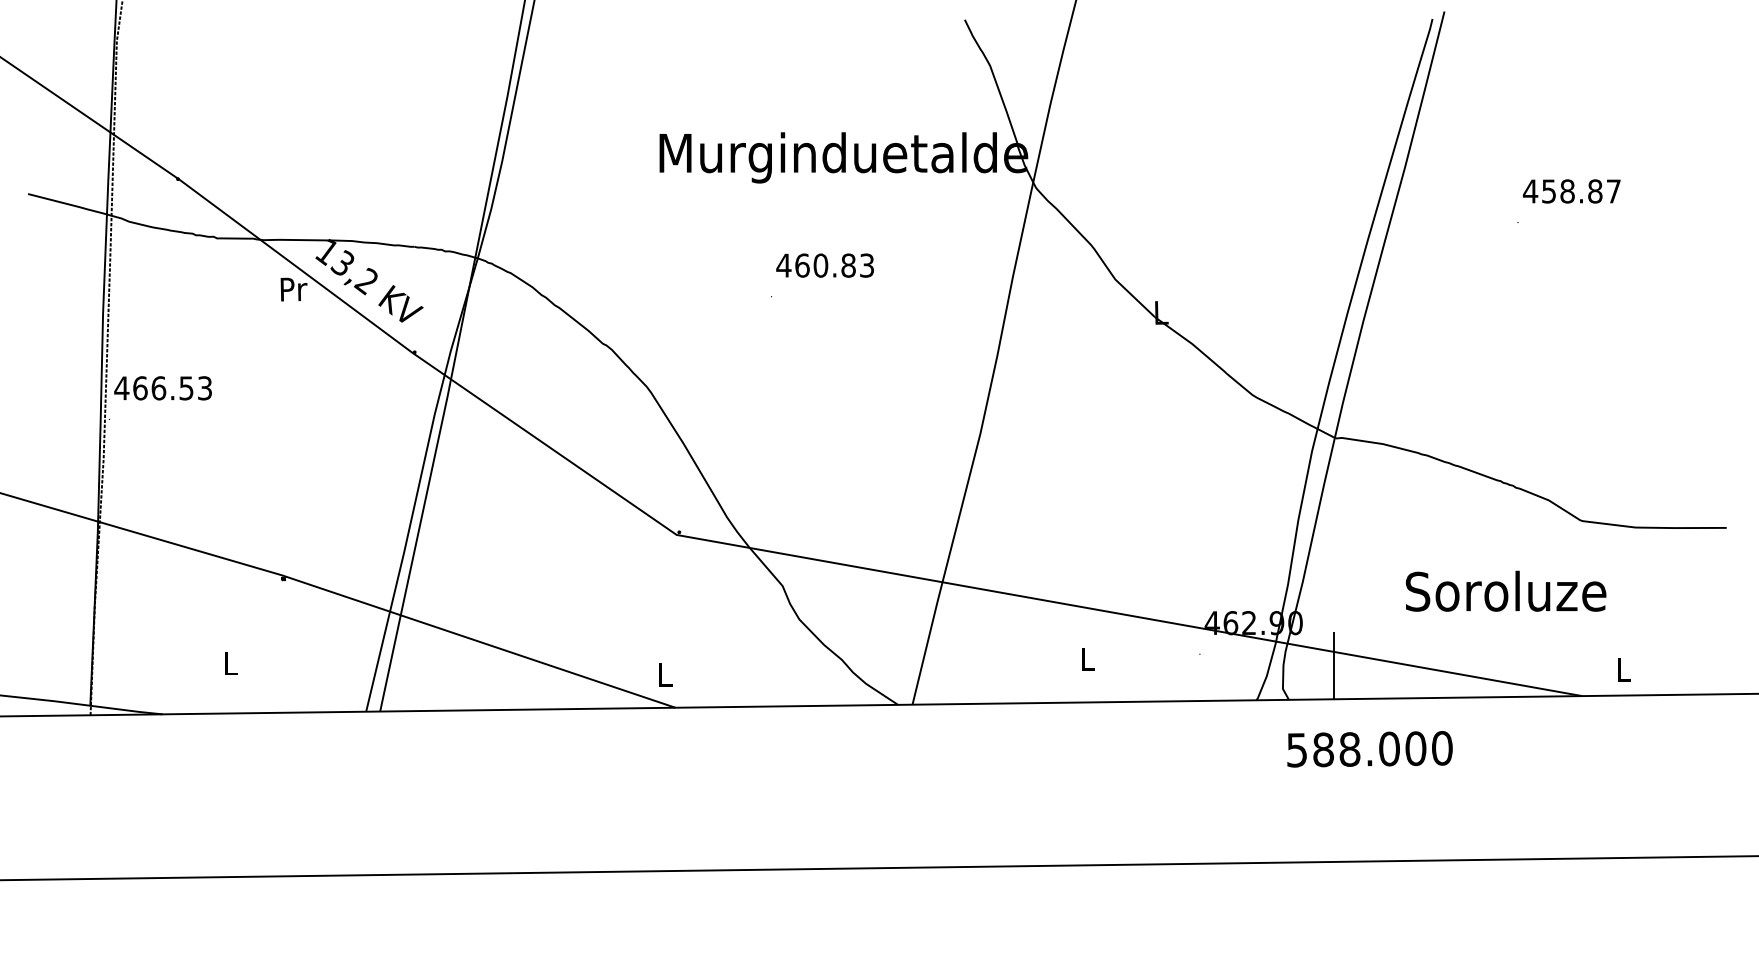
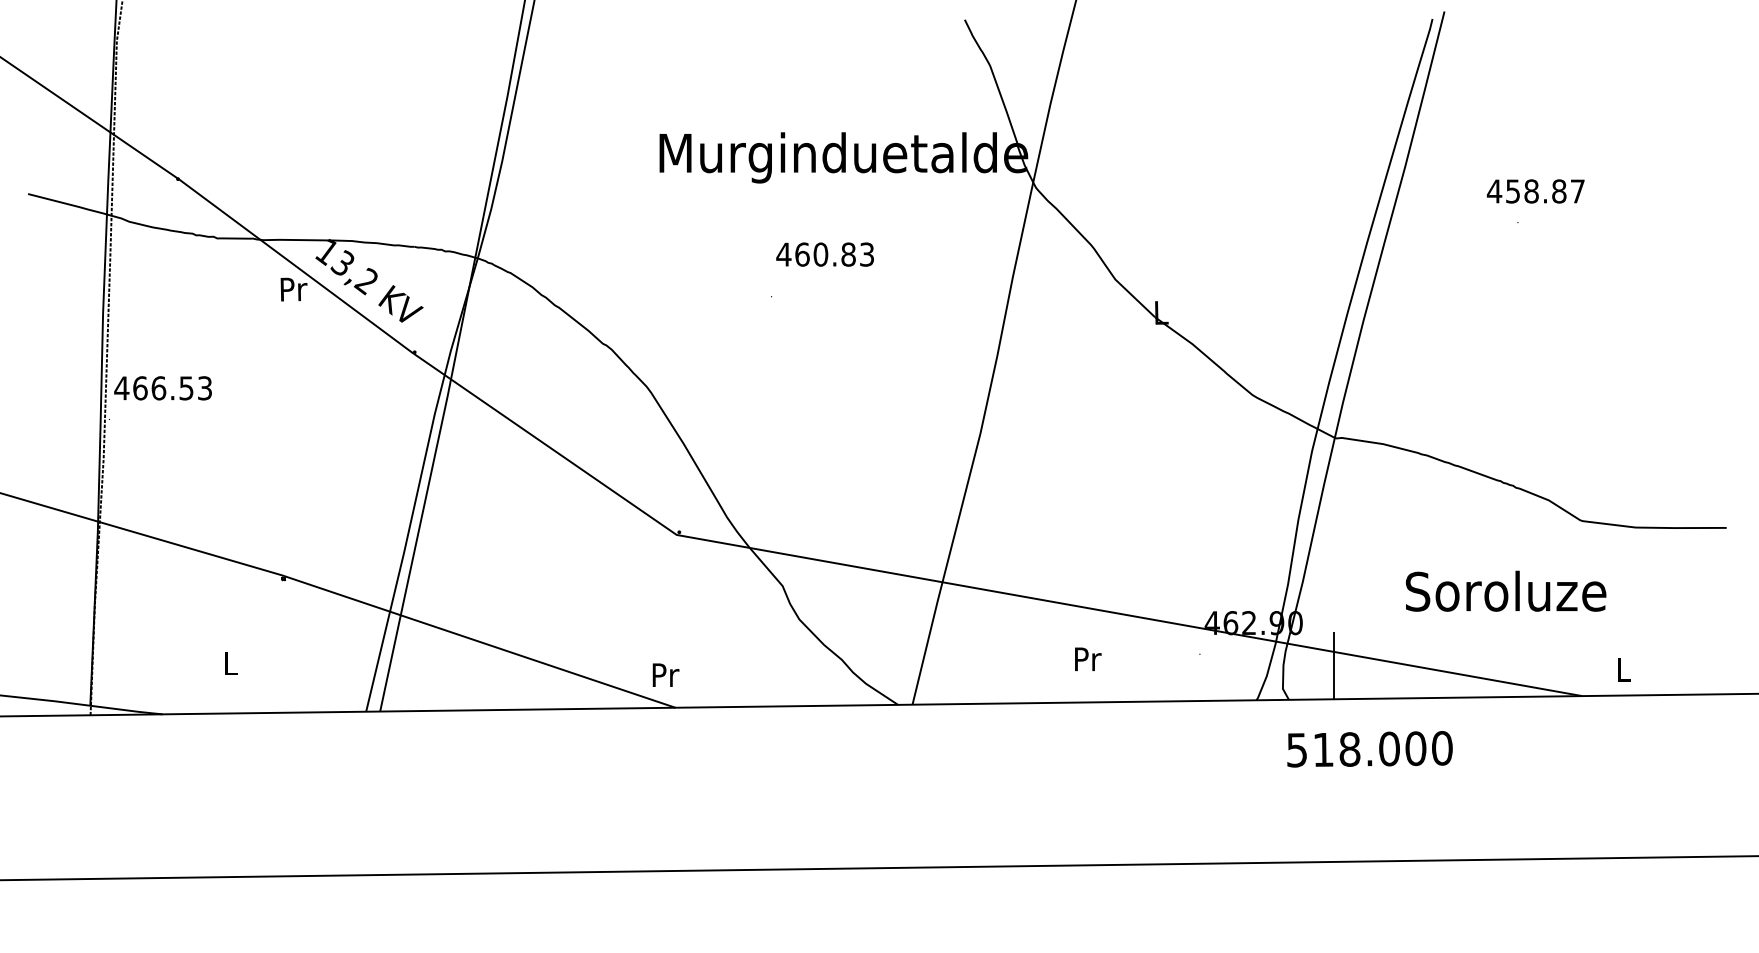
text position: (1571, 191) -> (1535, 191) (1535, 191)
text position: (824, 265) -> (824, 254) (824, 254)
text: L -> Pr (1088, 659)
text: L -> Pr (665, 674)
text: 588.000 -> 518.000 (1323, 749)
